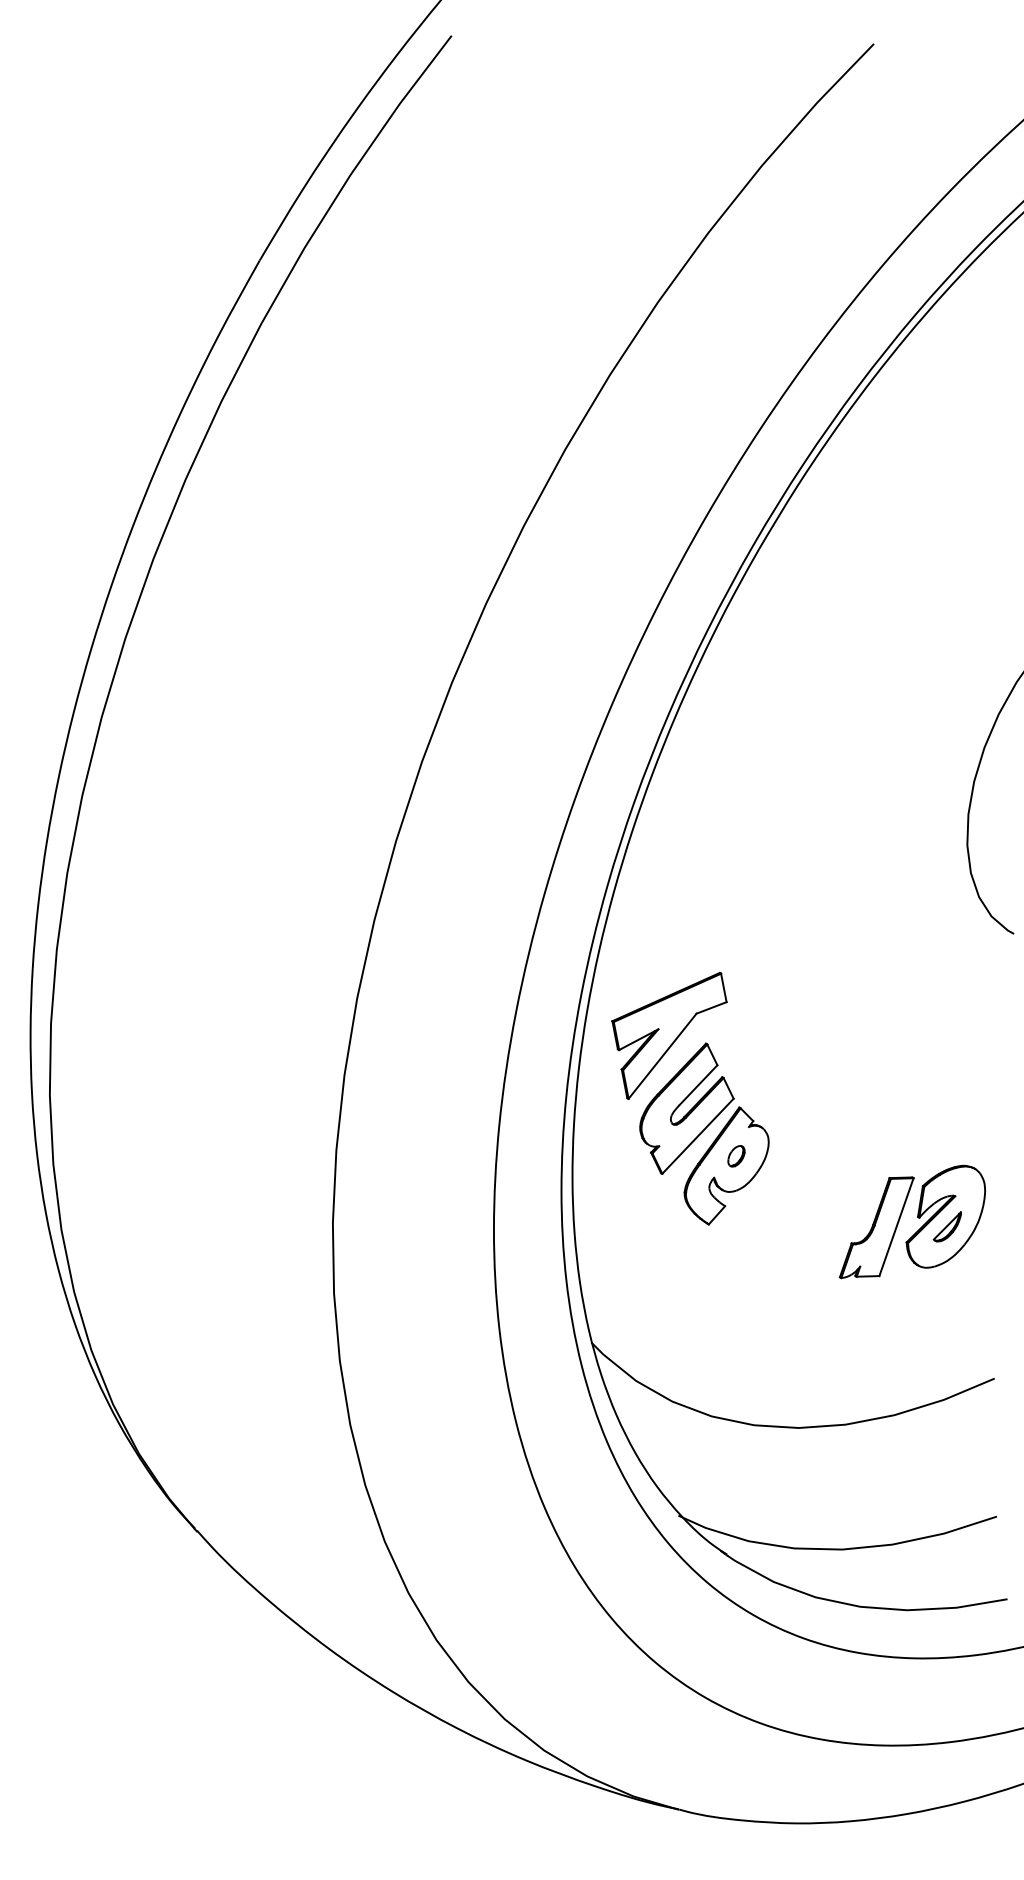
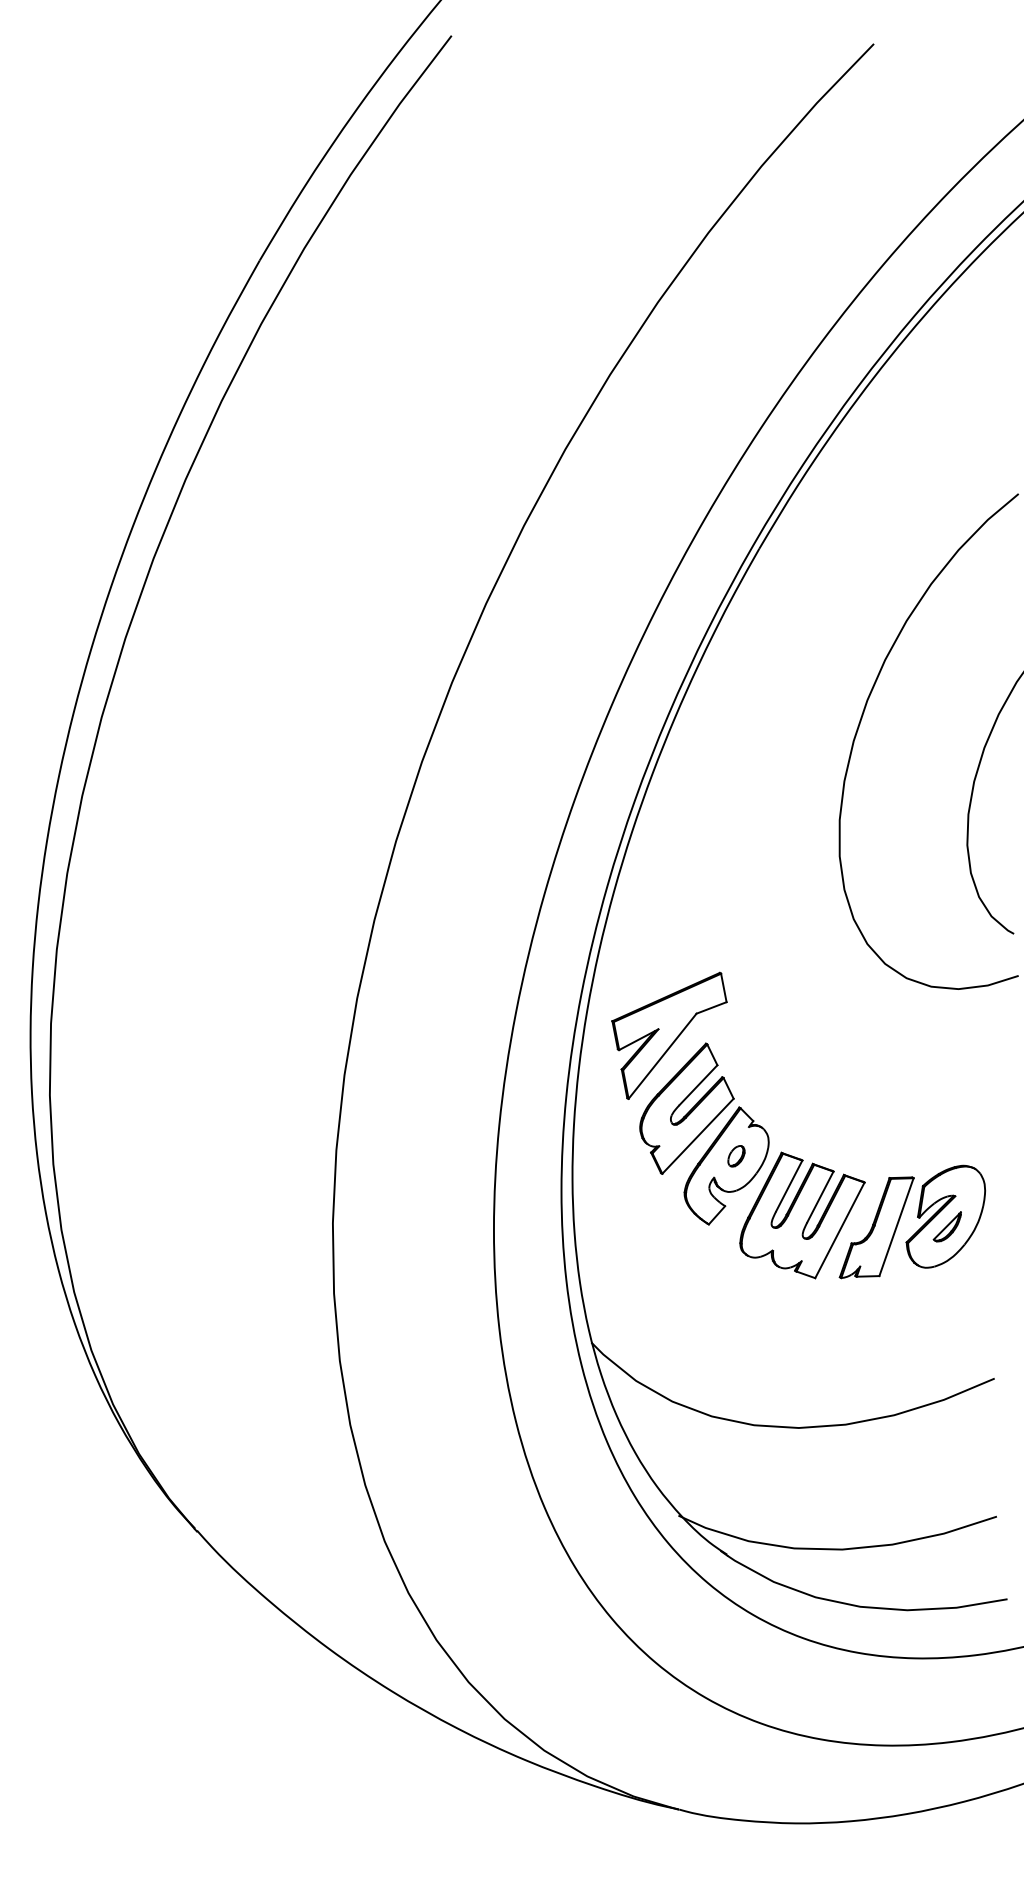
curve: none -> present (862, 718)
part: none -> present (802, 1215)
